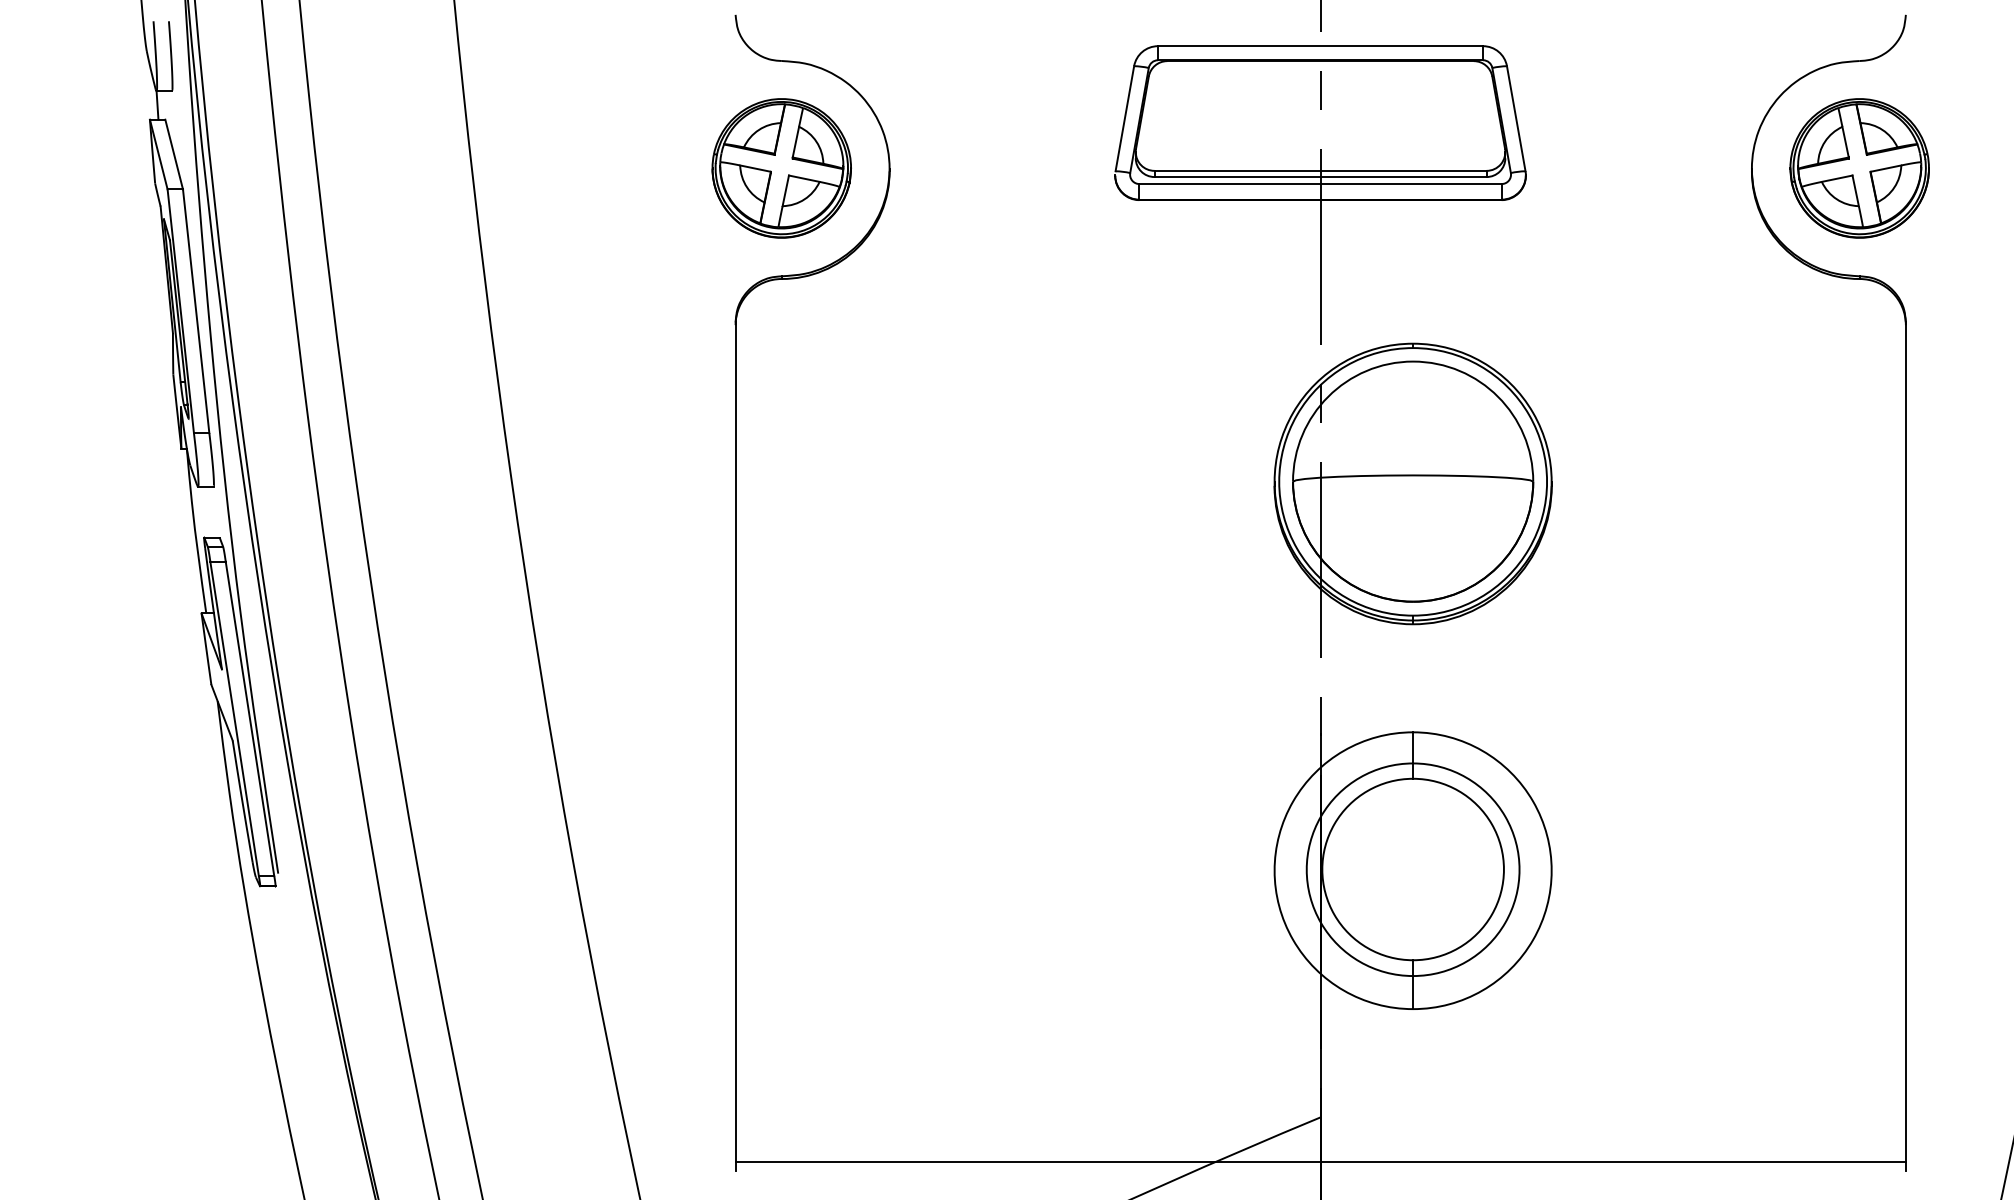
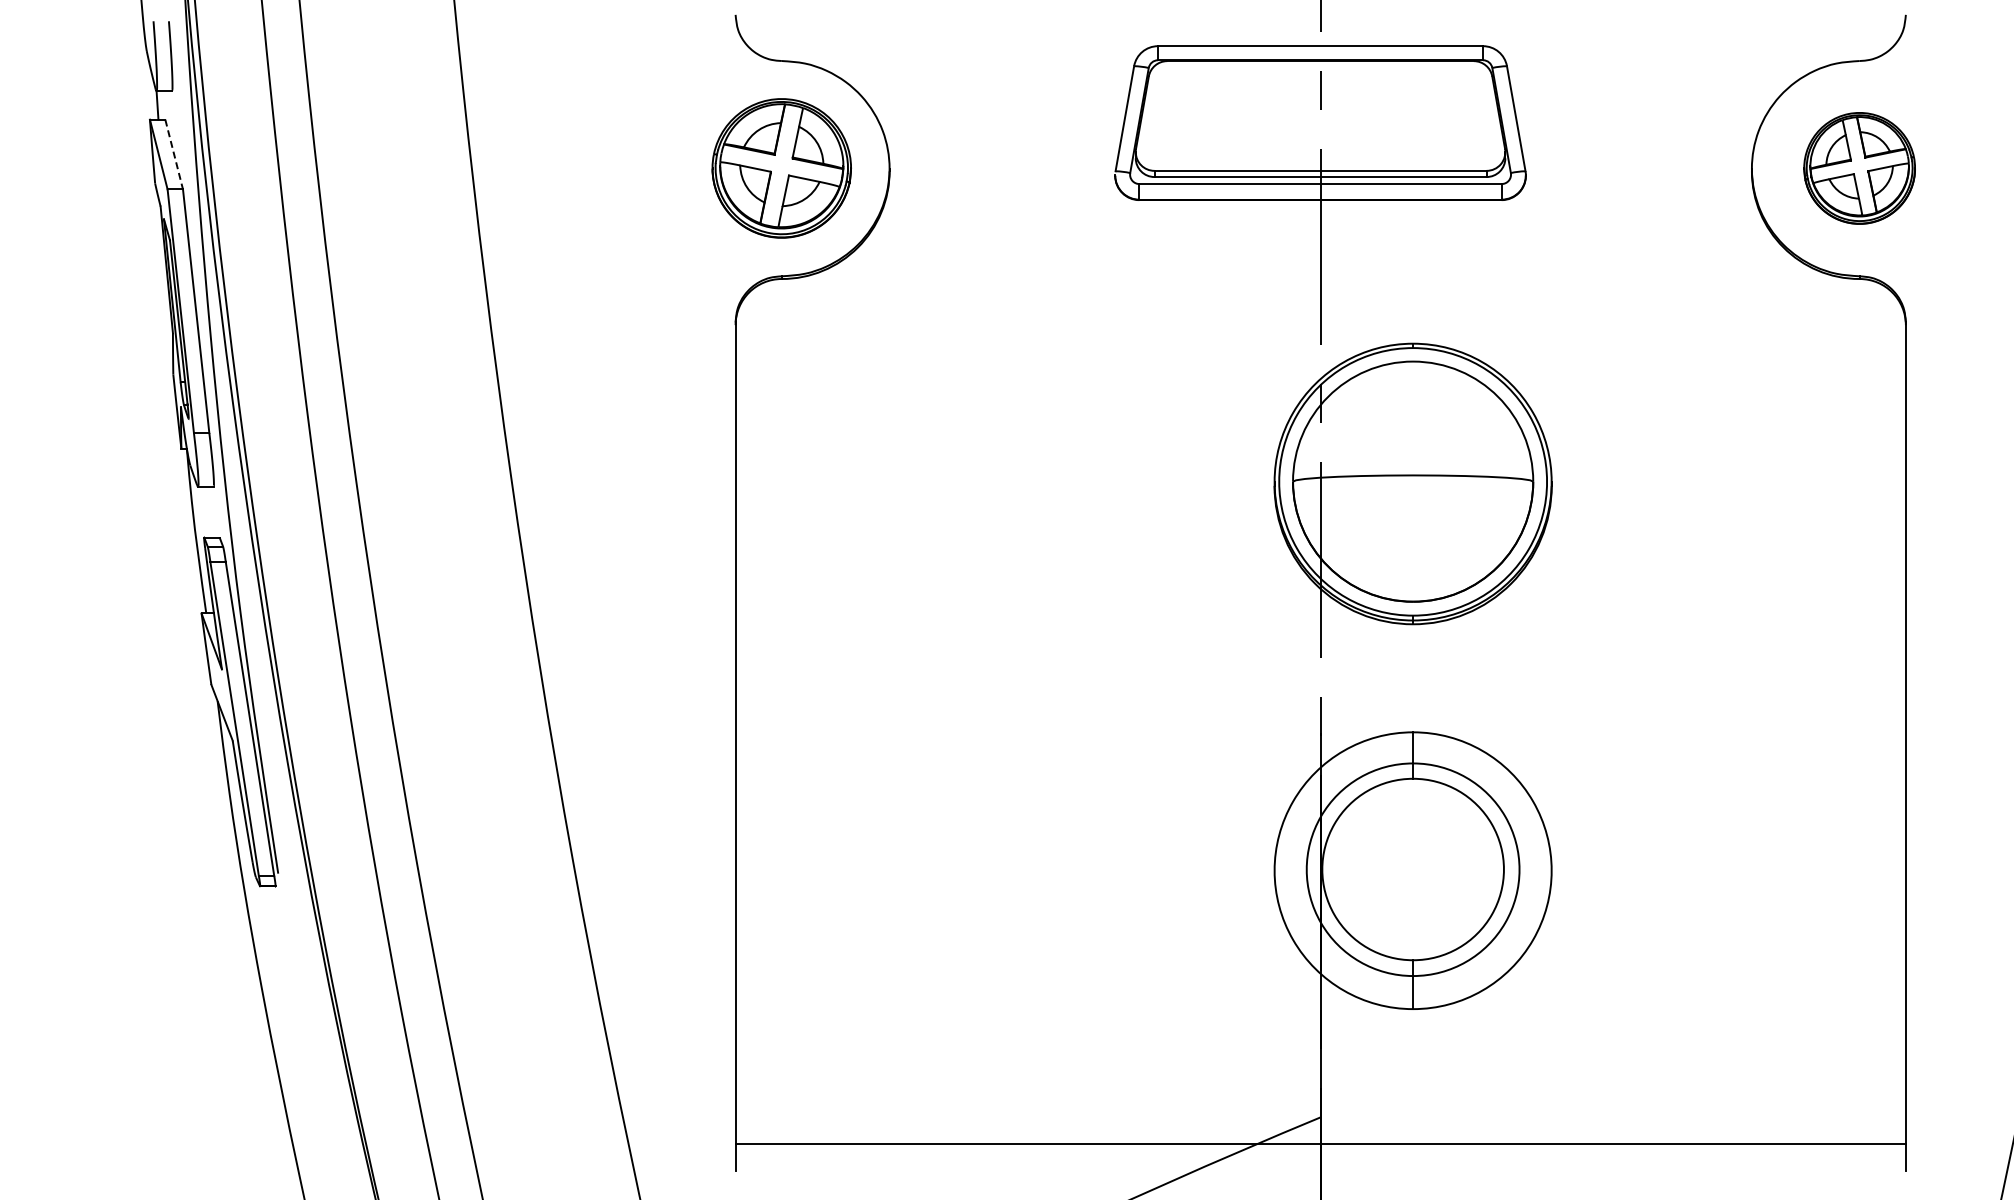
line: solid -> dashed (174, 154)
part size: 141x141 px -> 113x113 px (1859, 168)
line position: (1320, 1162) -> (1320, 1144) (1320, 1144)
